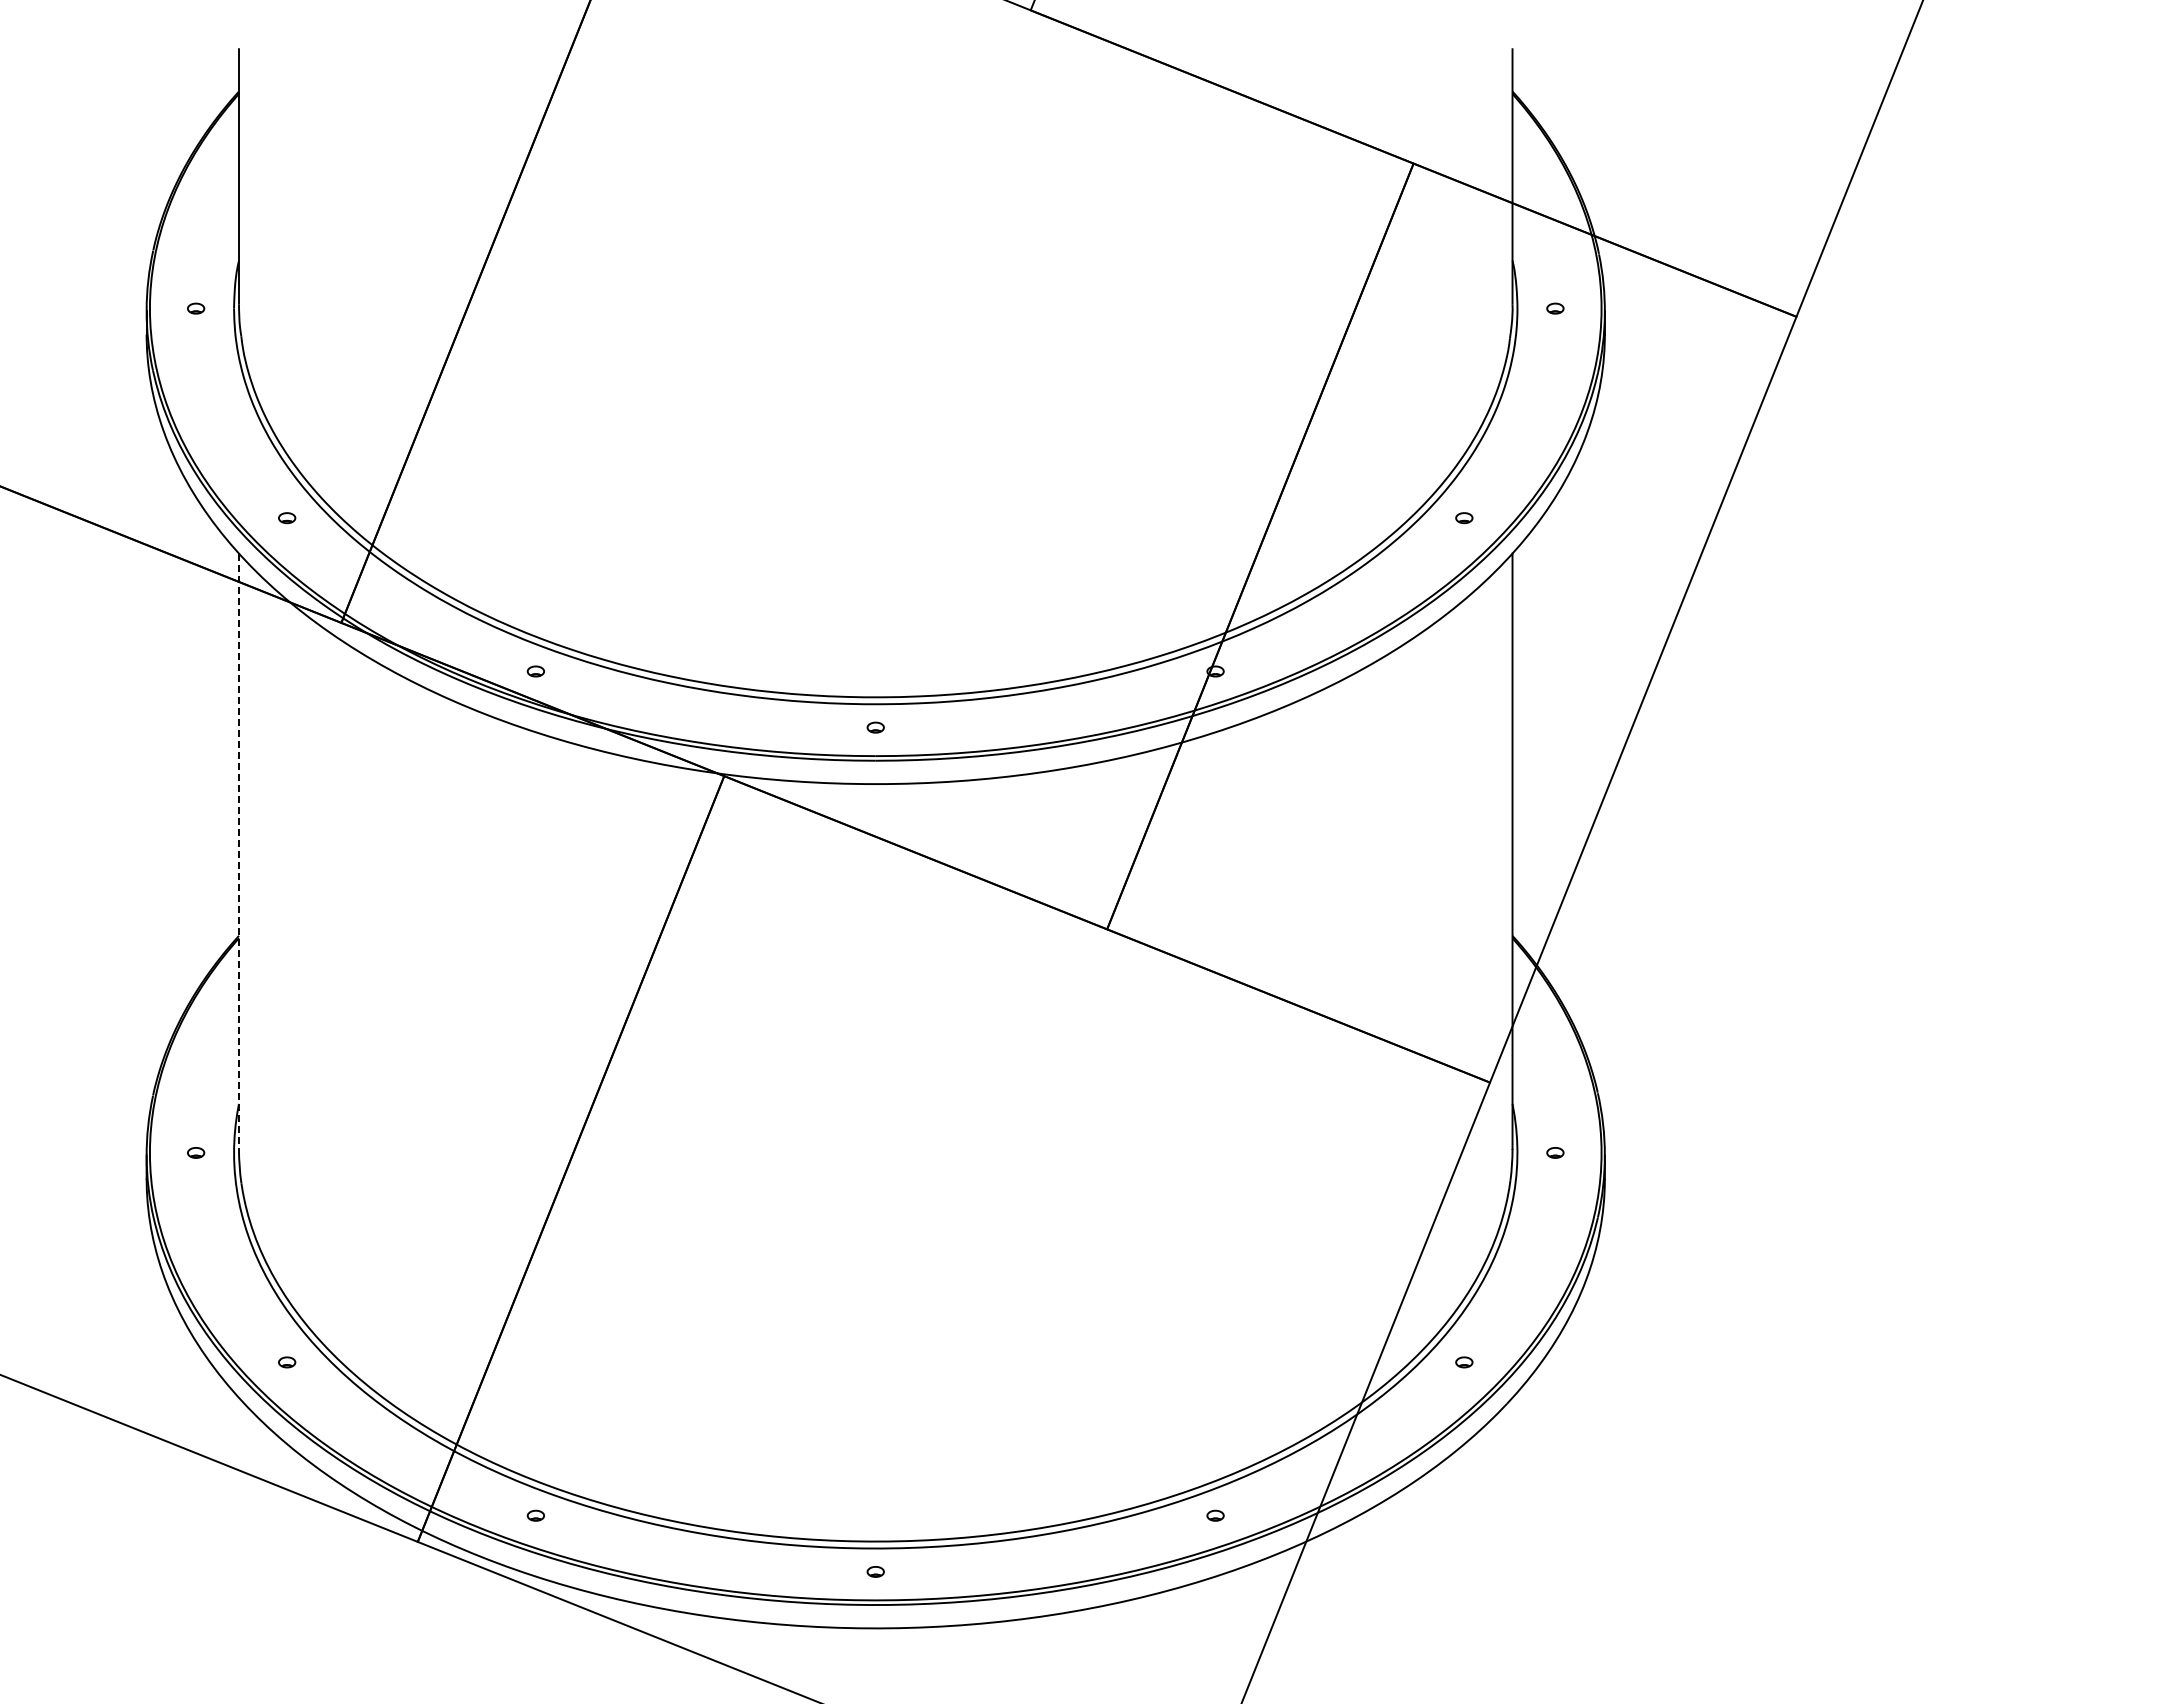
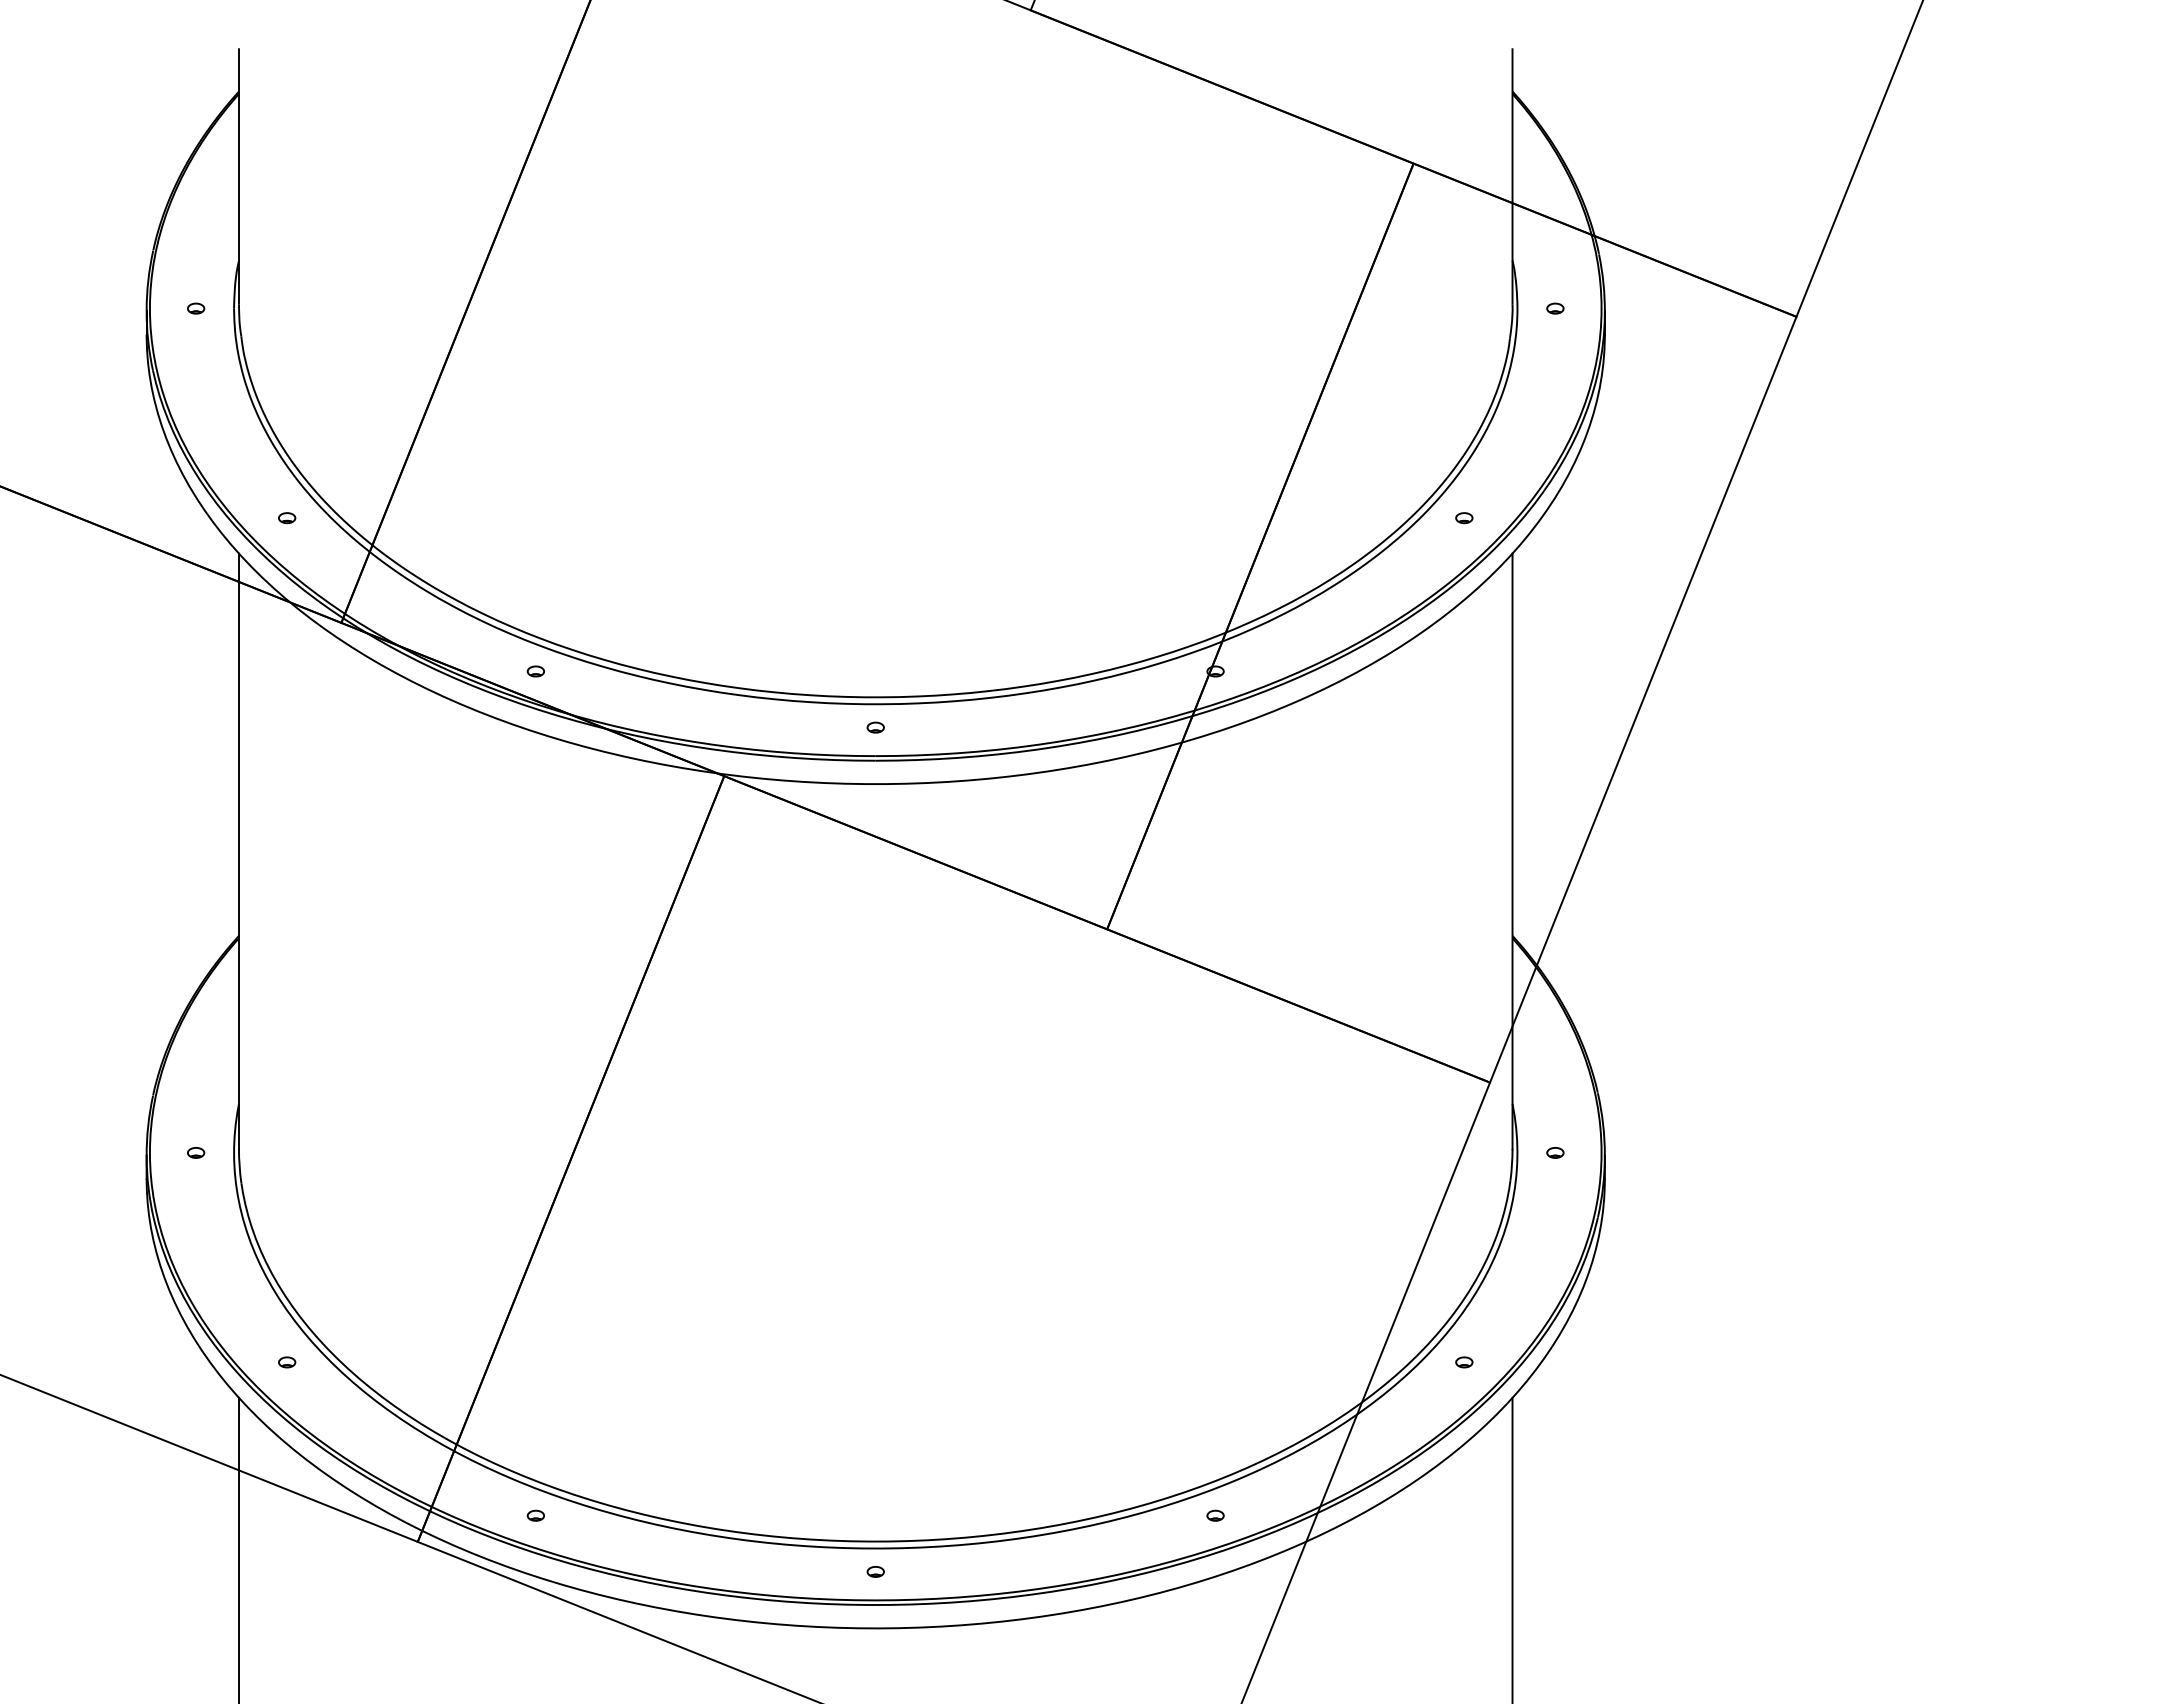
line: dashed -> solid (239, 851)
line: none -> present (239, 1548)
line: none -> present (1512, 1548)
